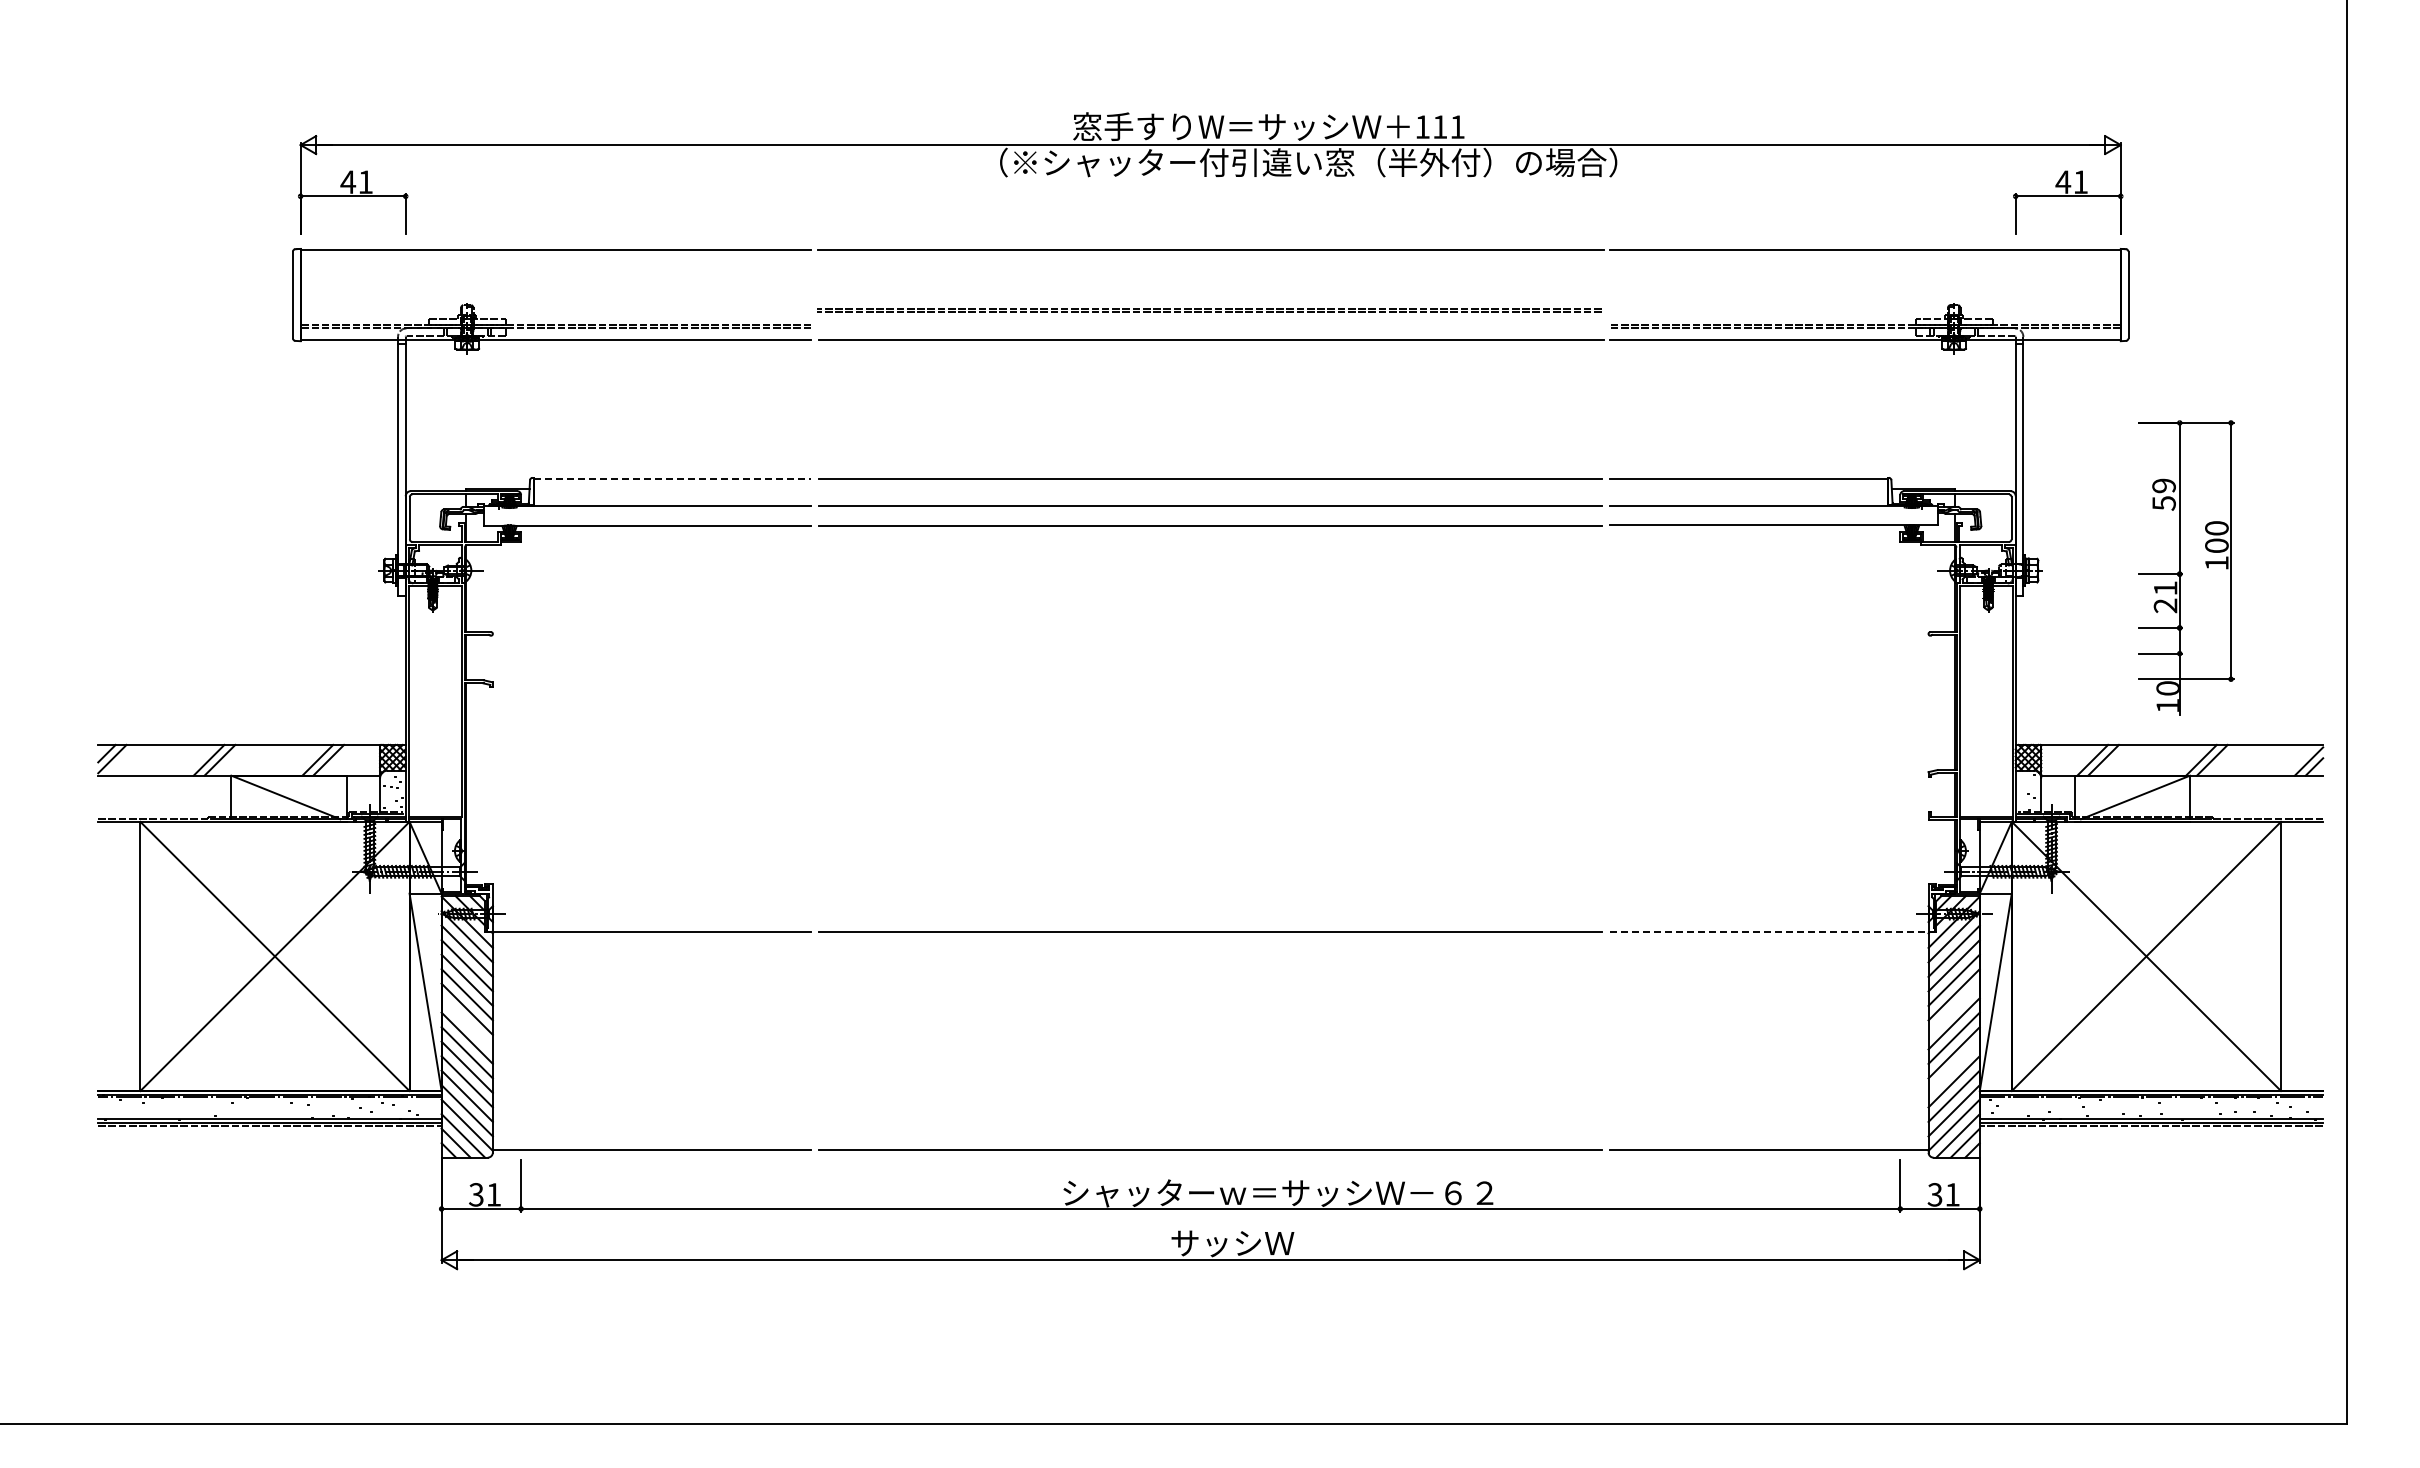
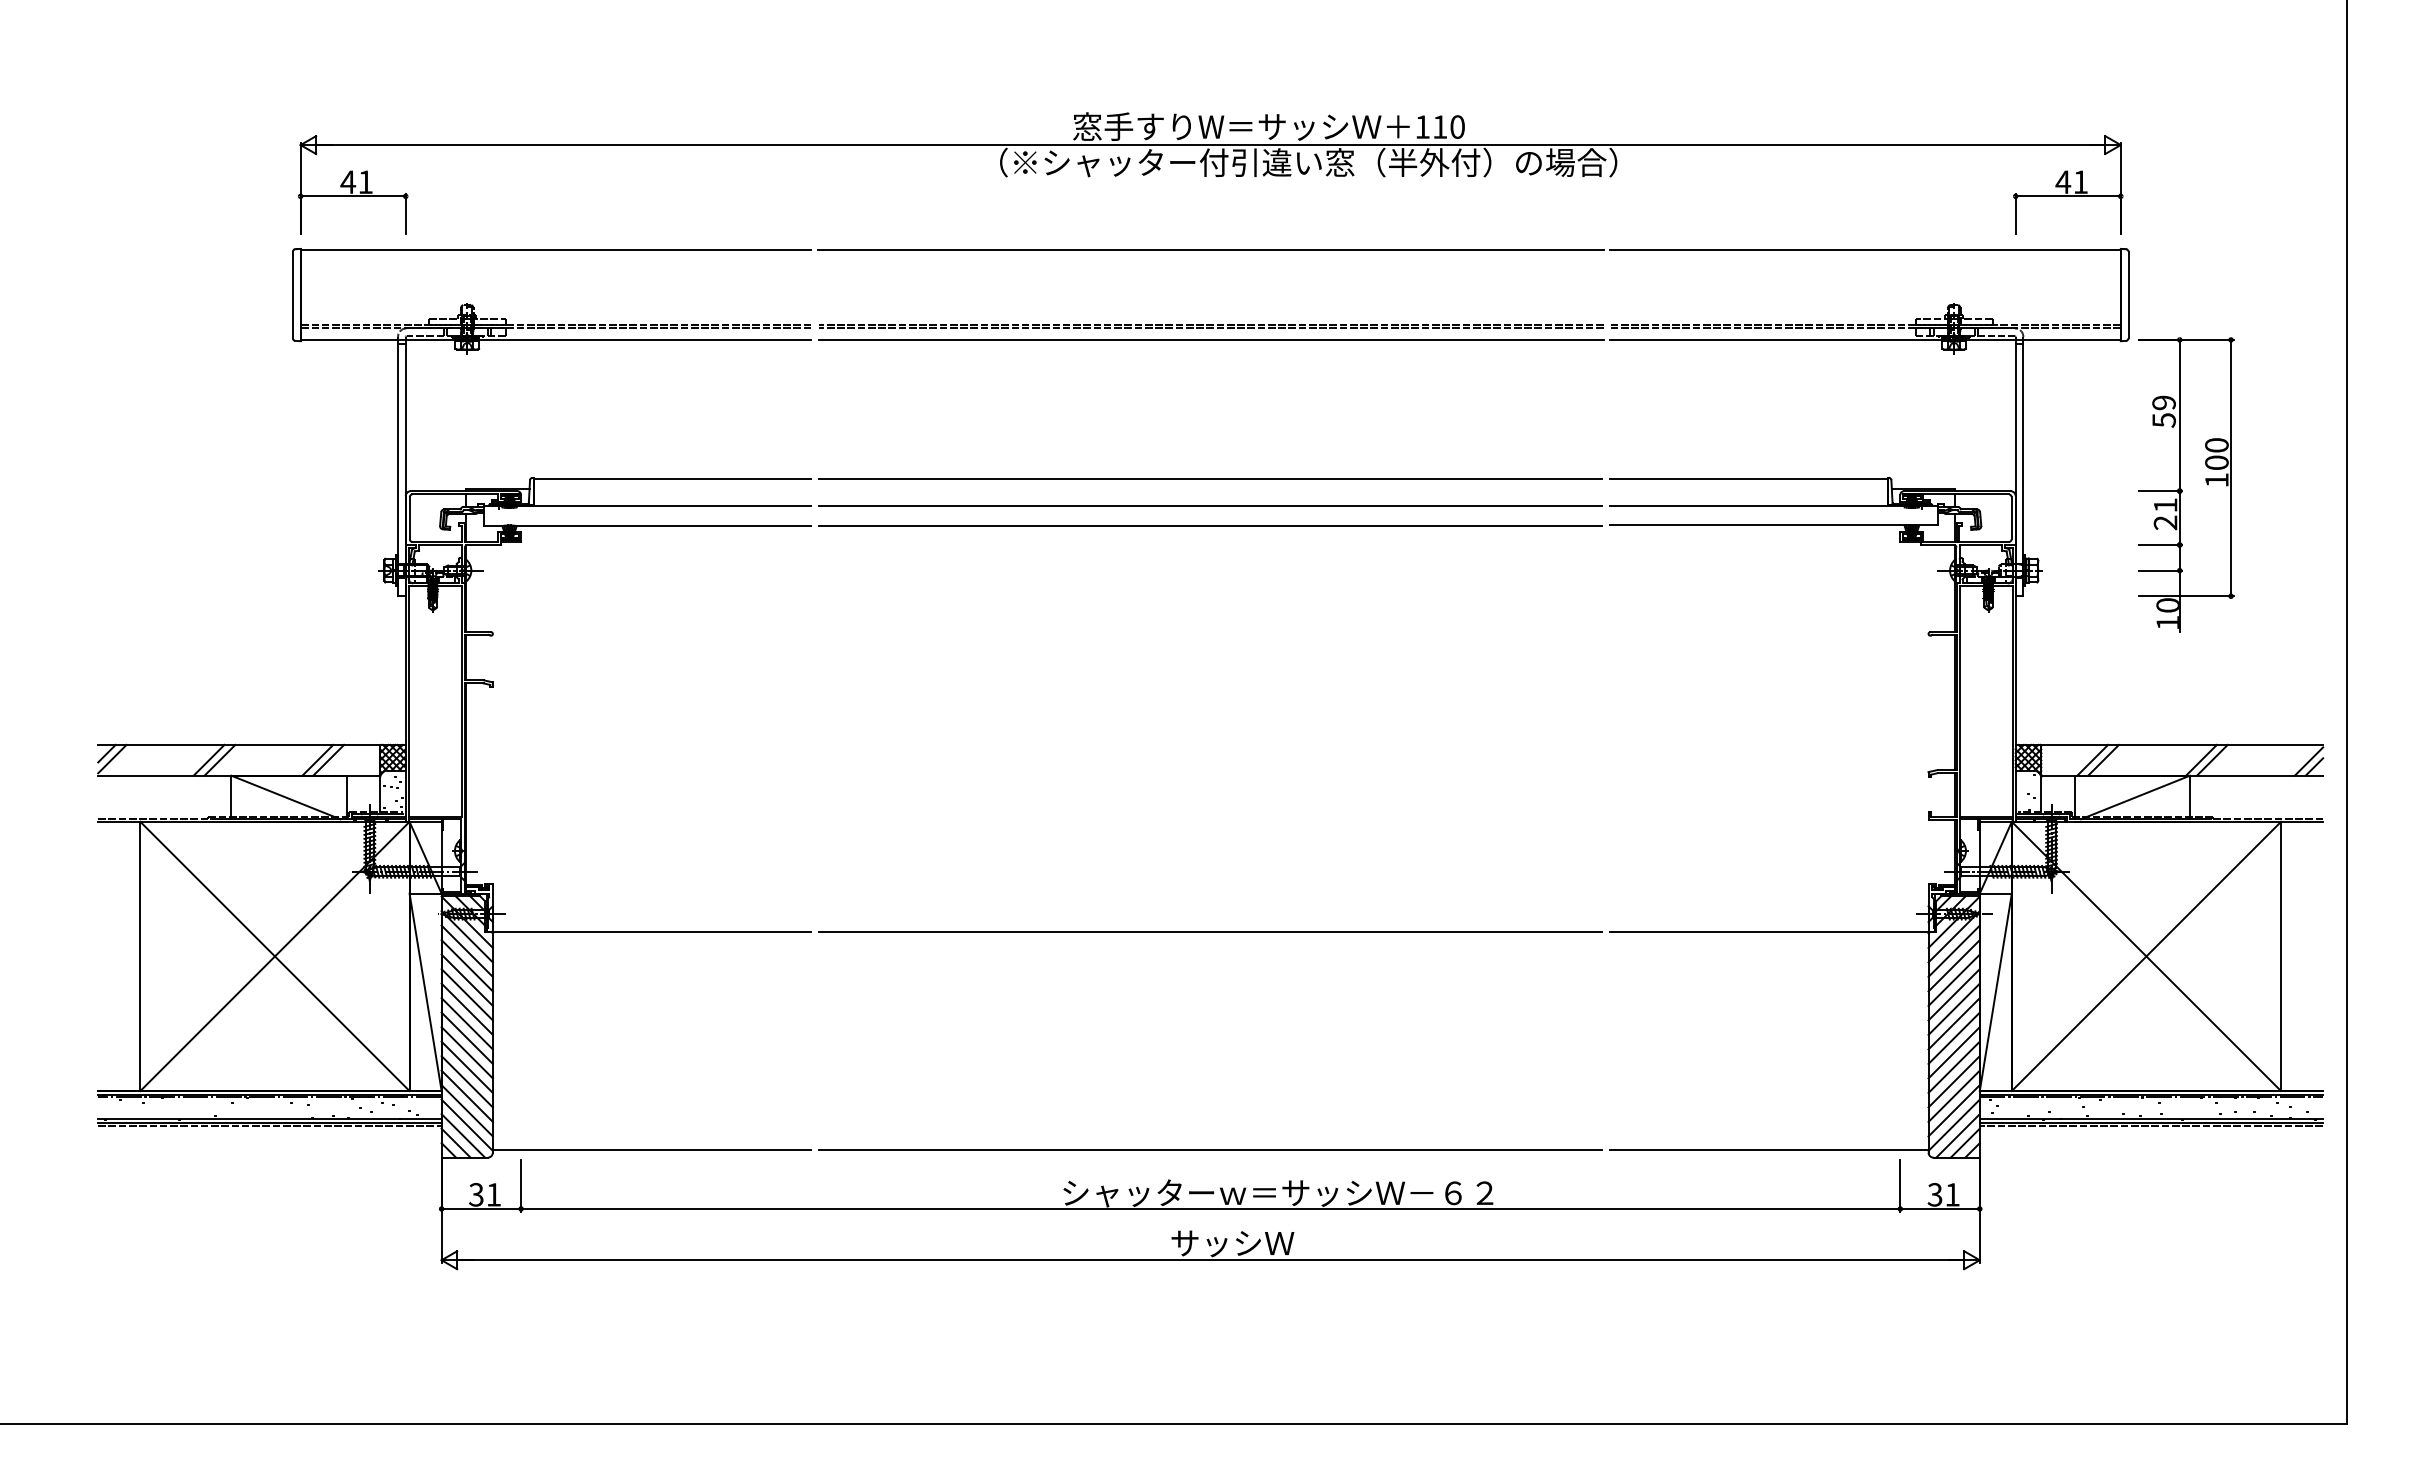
text: 111 -> 110 (1457, 126)
line position: (1209, 309) -> (1211, 325) (1211, 325)
line: dashed -> solid (672, 478)
part position: (2186, 567) -> (2186, 484) (2186, 484)
line: dashed -> solid (1772, 932)
line: none -> present (1953, 1008)
line: none -> present (466, 1023)
line: none -> present (1953, 1066)
